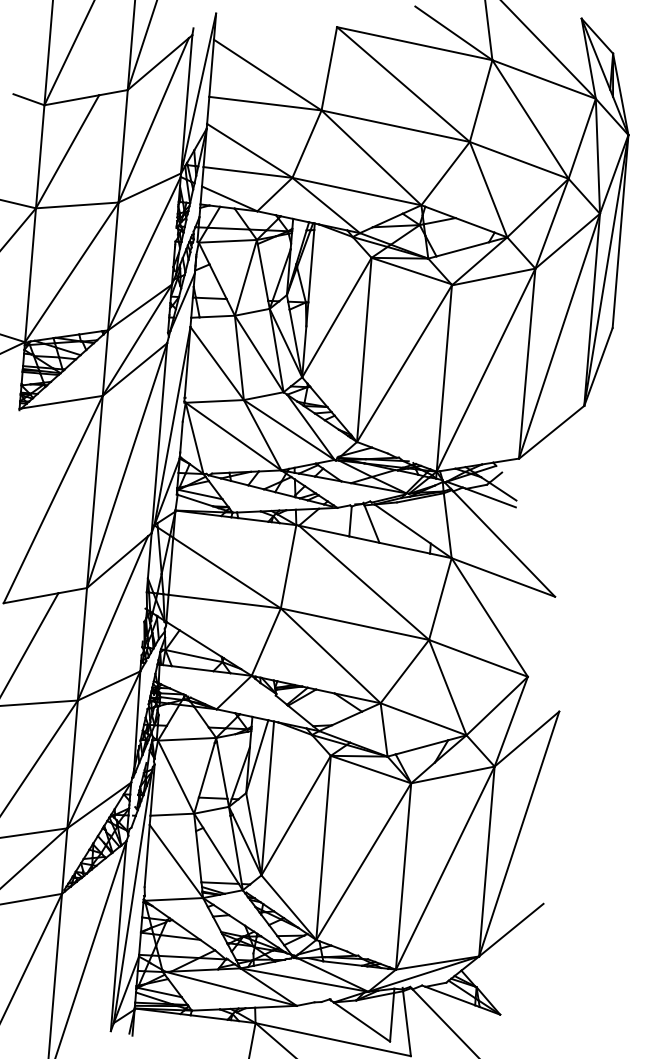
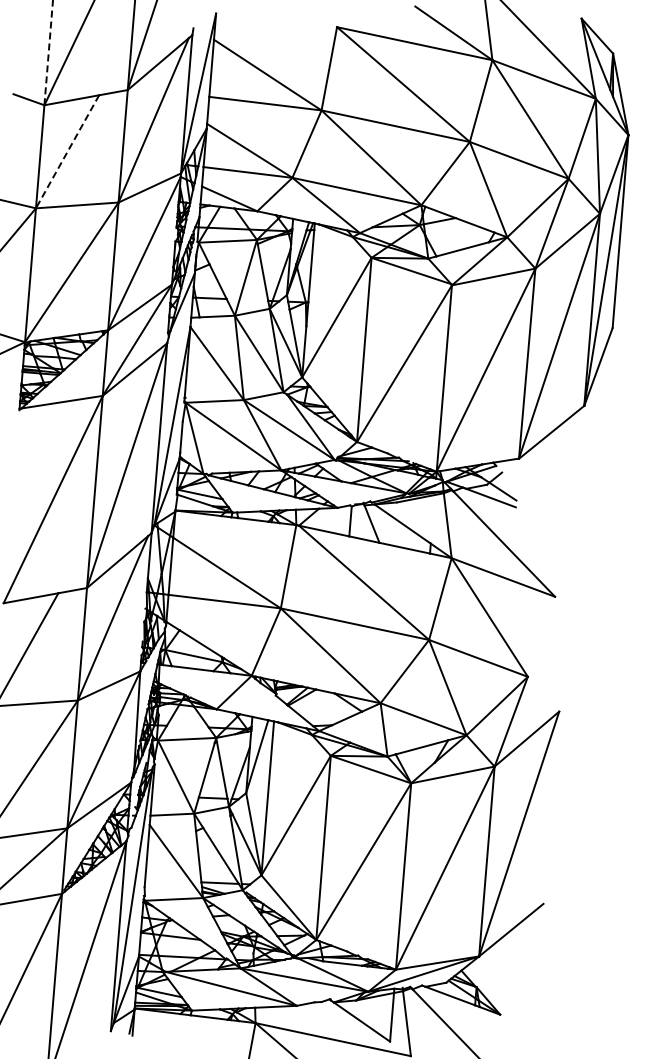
line: solid -> dashed (48, 52)
line: solid -> dashed (67, 151)
